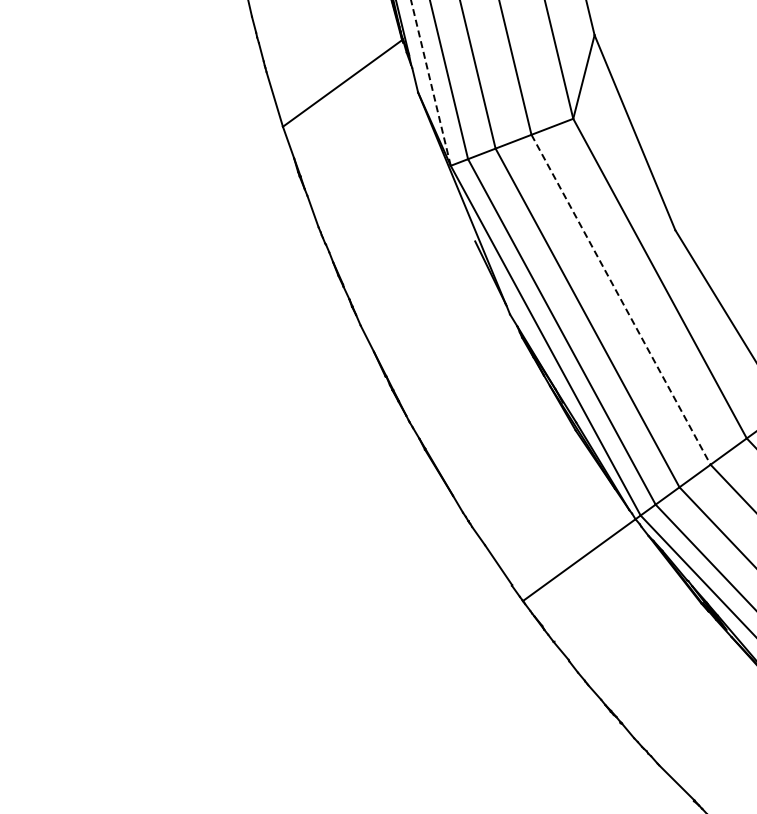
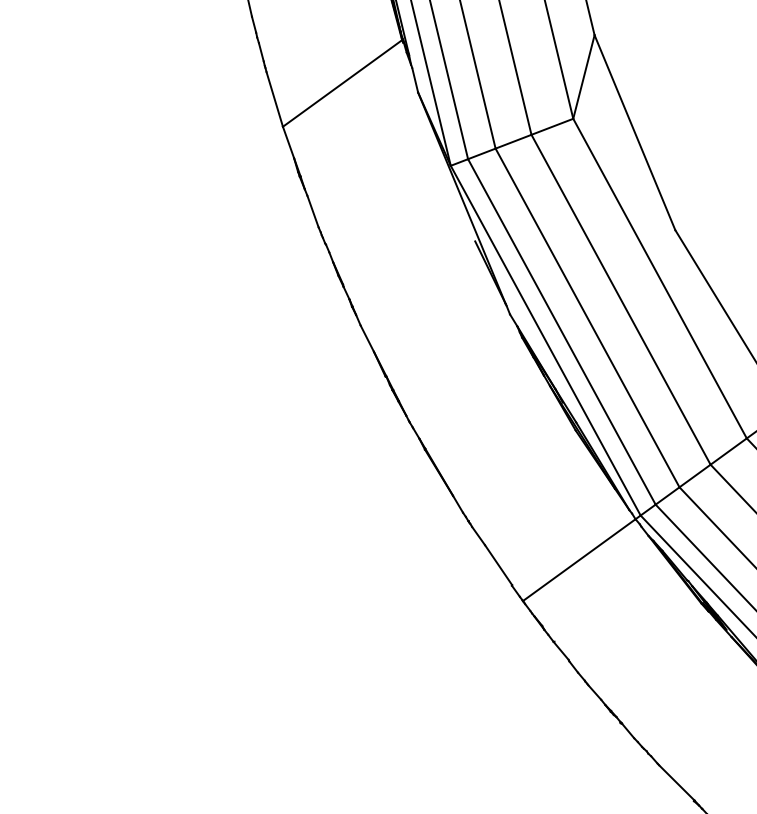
line: dashed -> solid (431, 83)
line: dashed -> solid (621, 299)
